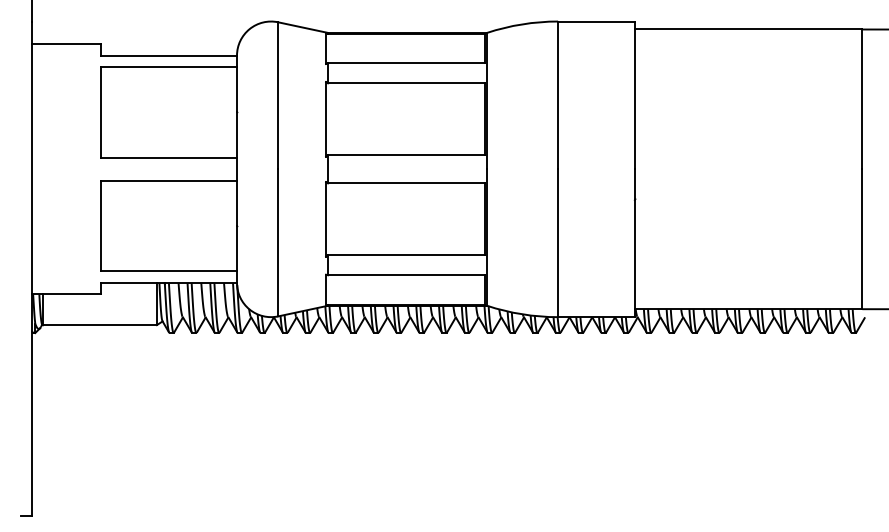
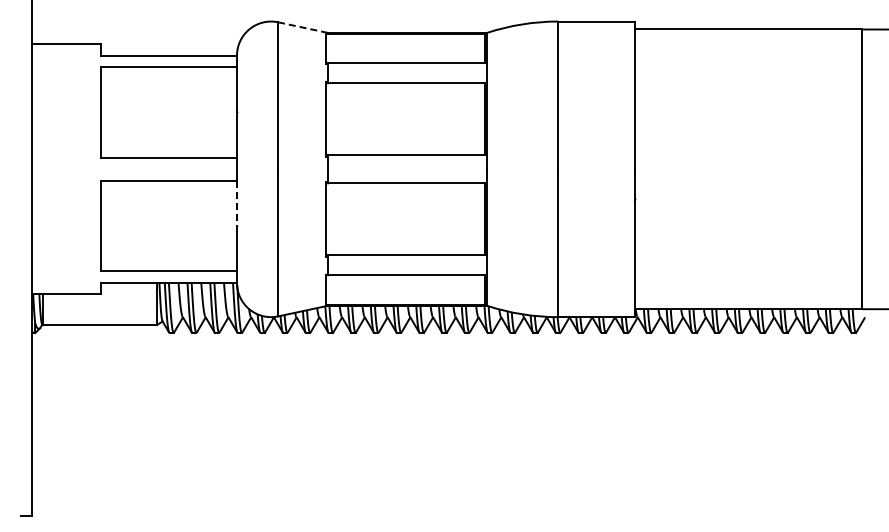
line: solid -> dashed (302, 27)
line: solid -> dashed (237, 203)
